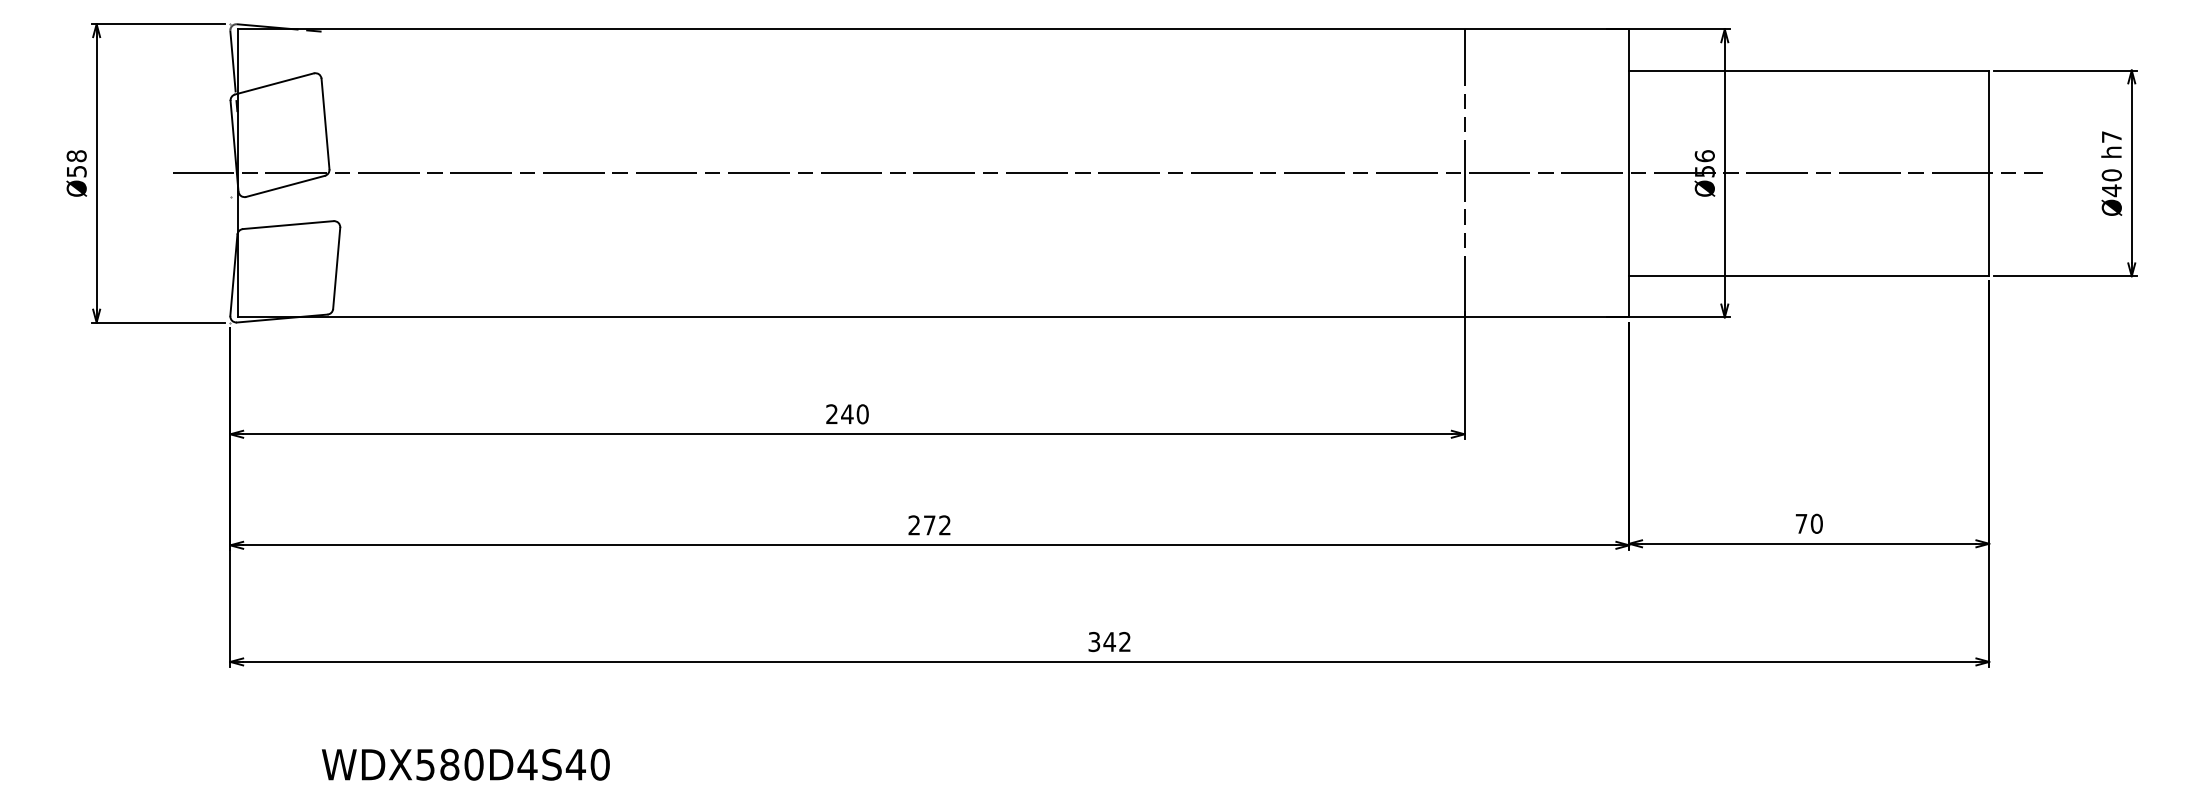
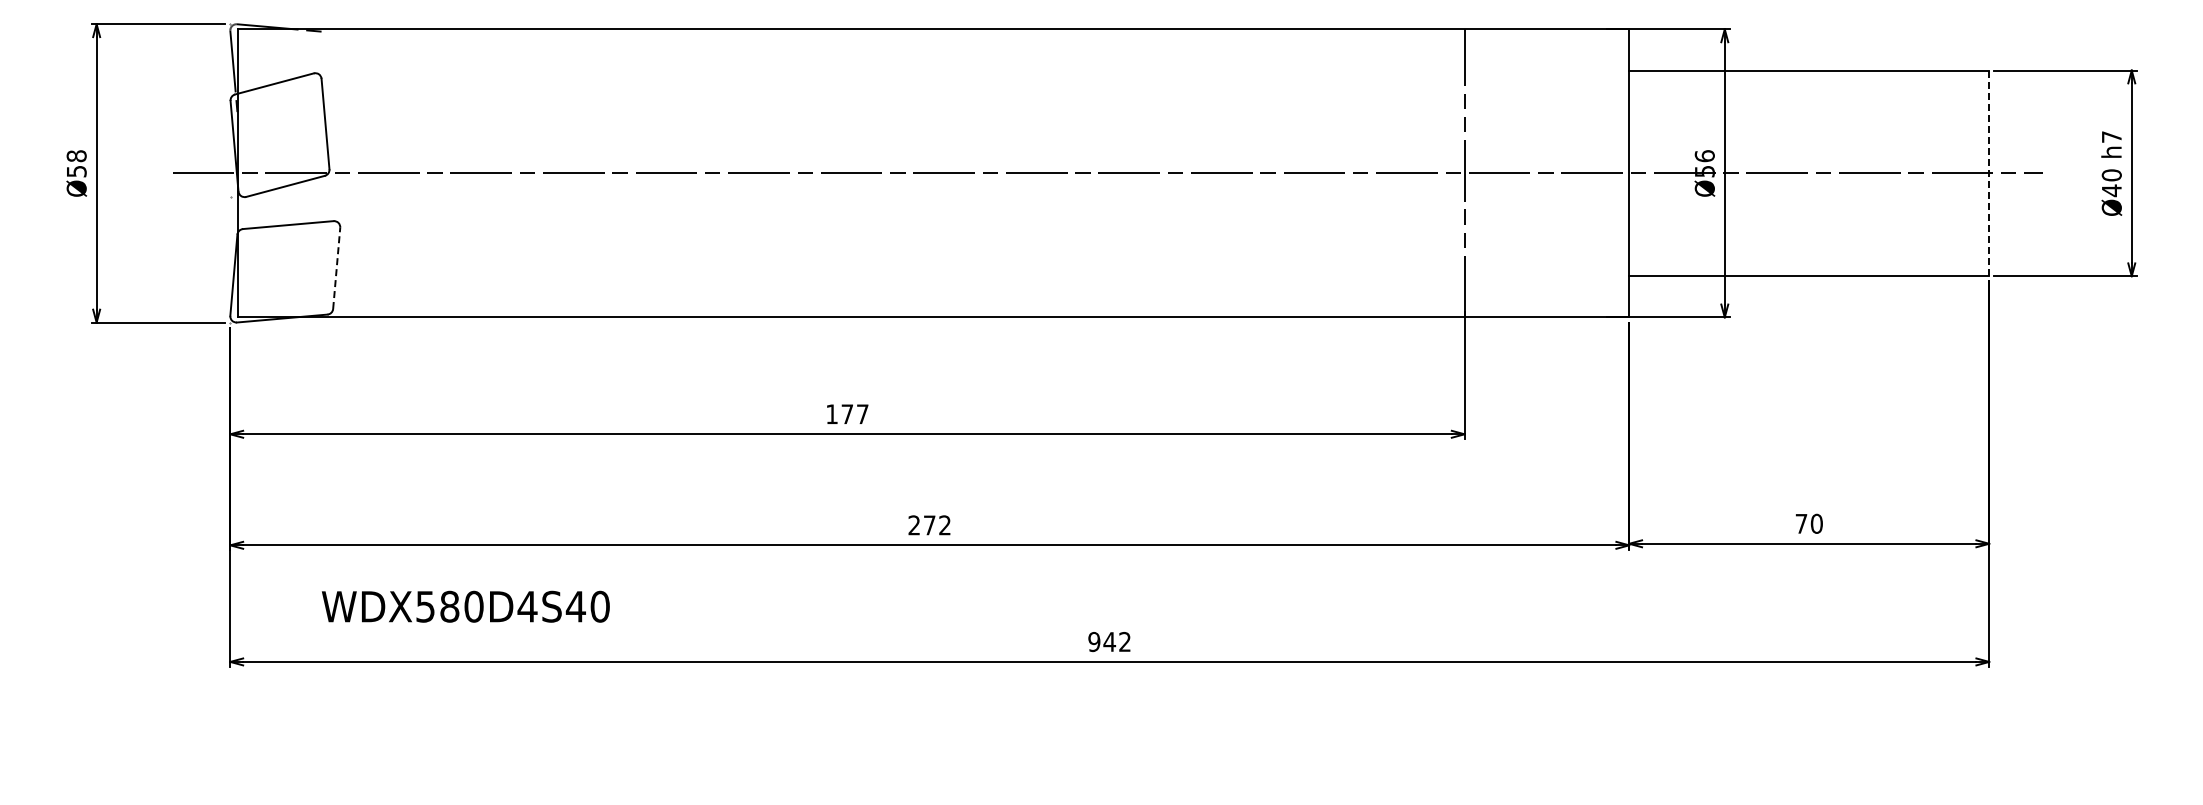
line: solid -> dashed (1989, 173)
line: solid -> dashed (336, 268)
text: 240 -> 177 (847, 414)
text: 342 -> 942 (1094, 641)
text position: (465, 764) -> (465, 606) (465, 606)
